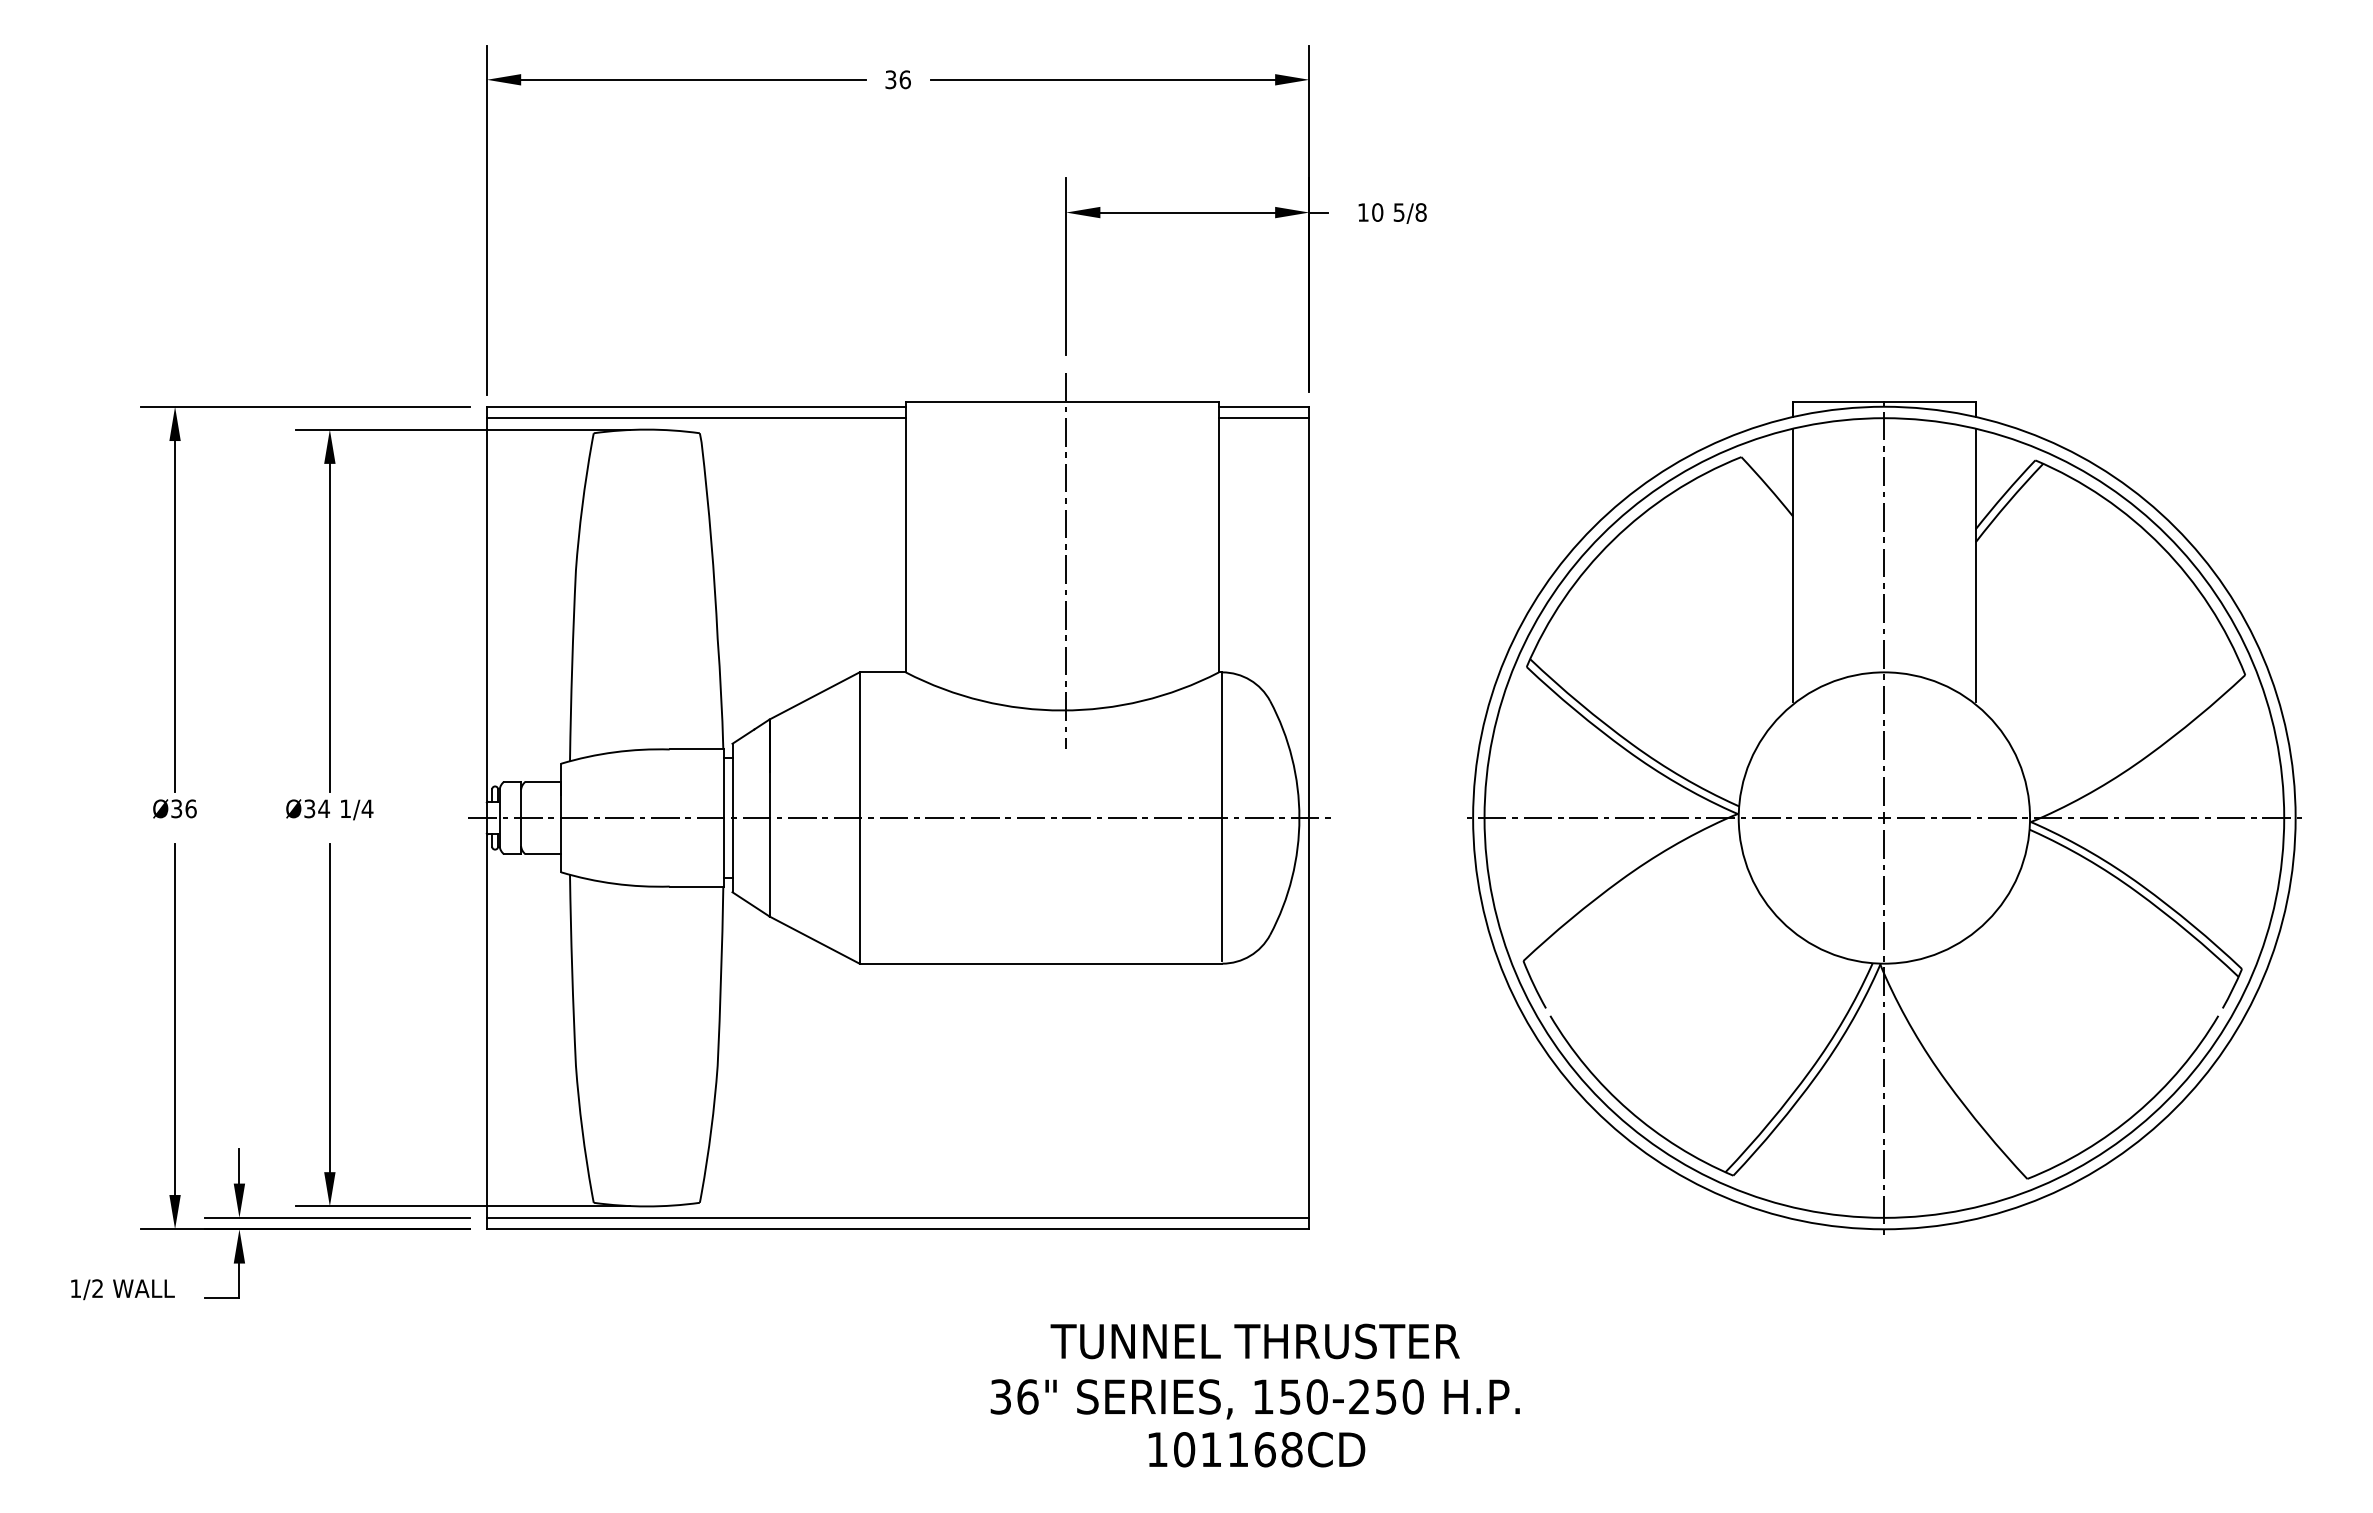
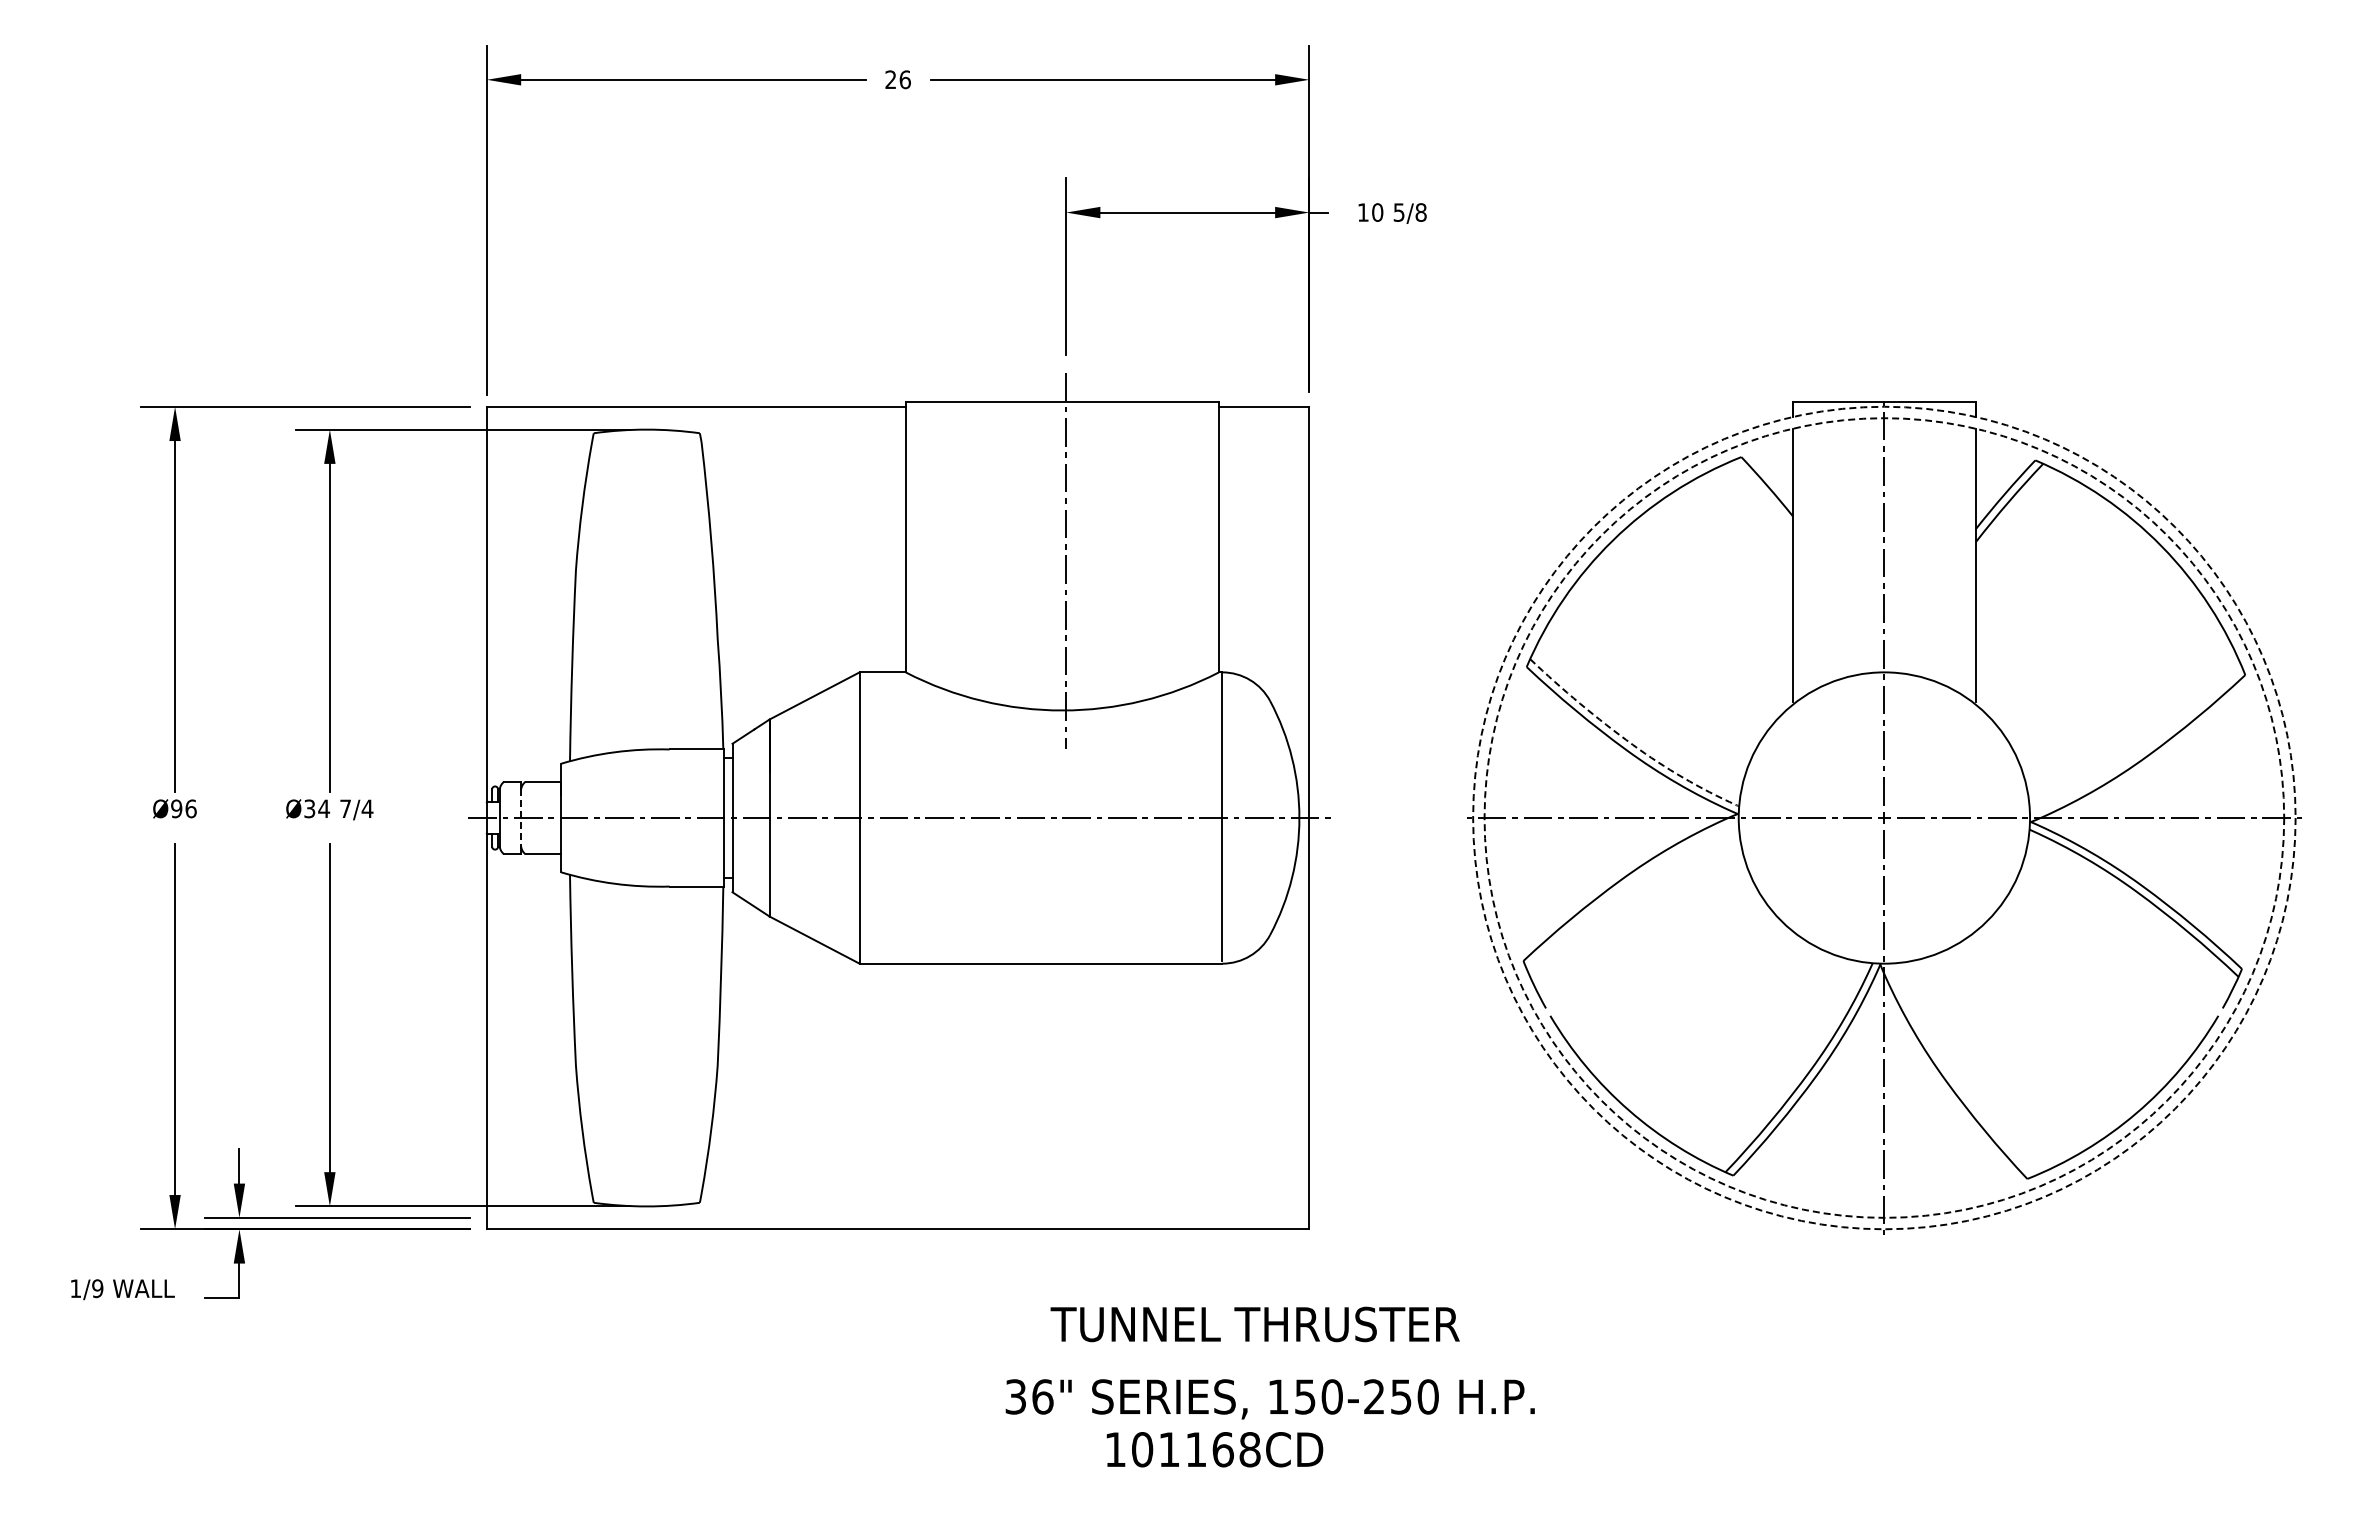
text: 36 -> 26 (890, 79)
line: present -> none (695, 418)
line: present -> none (1263, 418)
line: solid -> dashed (1632, 744)
text: Ø36 -> Ø96 (176, 808)
text: 1/4 -> 7/4 (345, 808)
circle: solid -> dashed (1884, 817)
circle: solid -> dashed (1884, 817)
line: solid -> dashed (521, 818)
line: present -> none (897, 1217)
text: 1/2 -> 1/9 (97, 1288)
text position: (1254, 1341) -> (1254, 1324) (1254, 1324)
text position: (1254, 1399) -> (1269, 1399) (1269, 1399)
text position: (1256, 1449) -> (1214, 1449) (1214, 1449)
